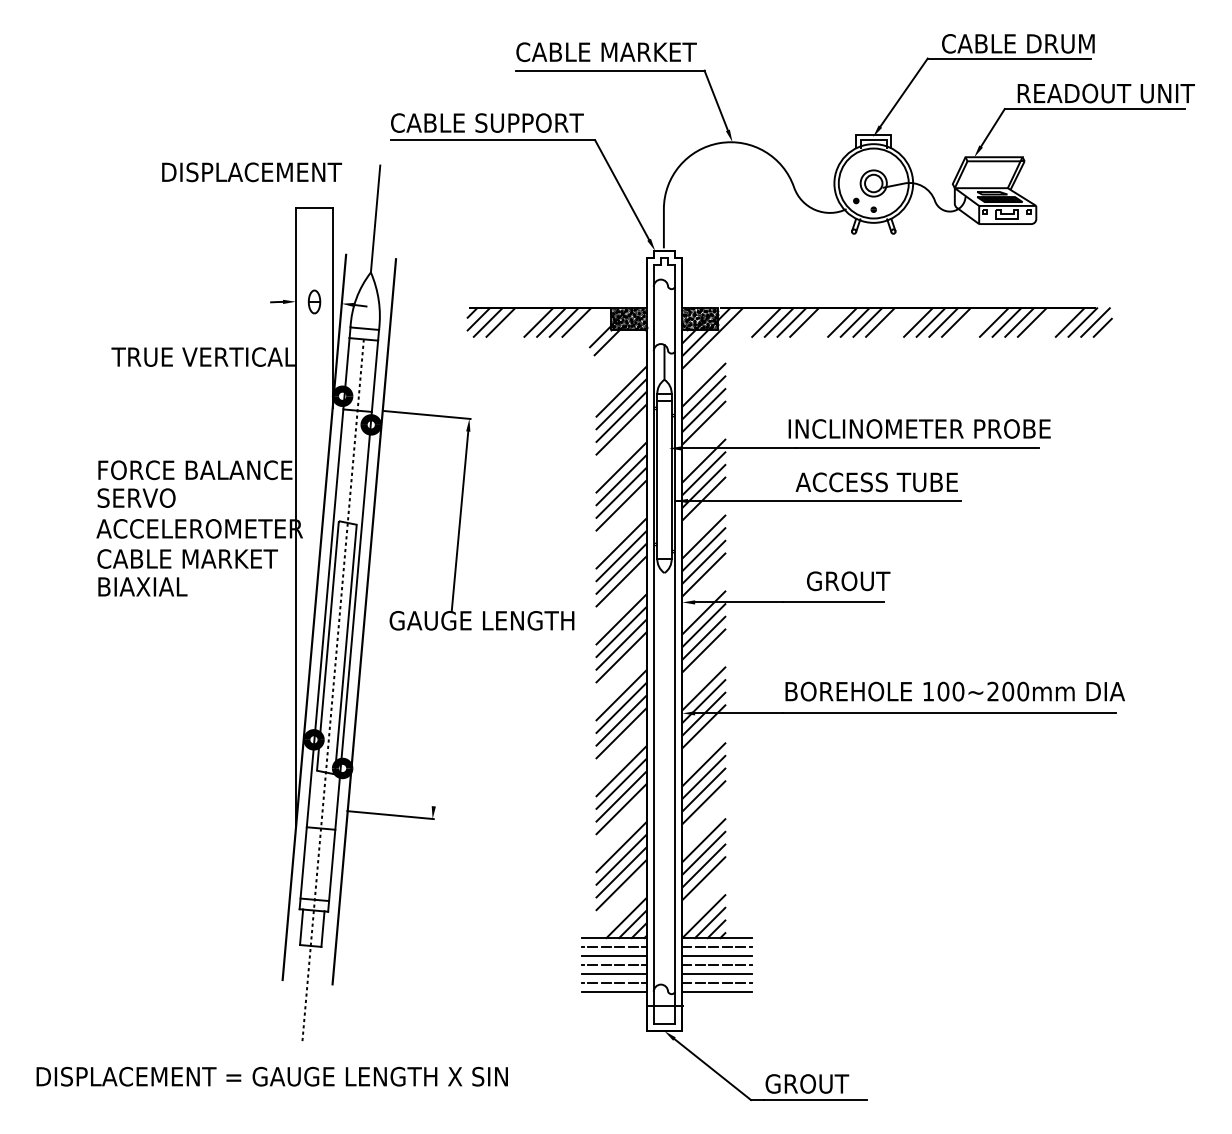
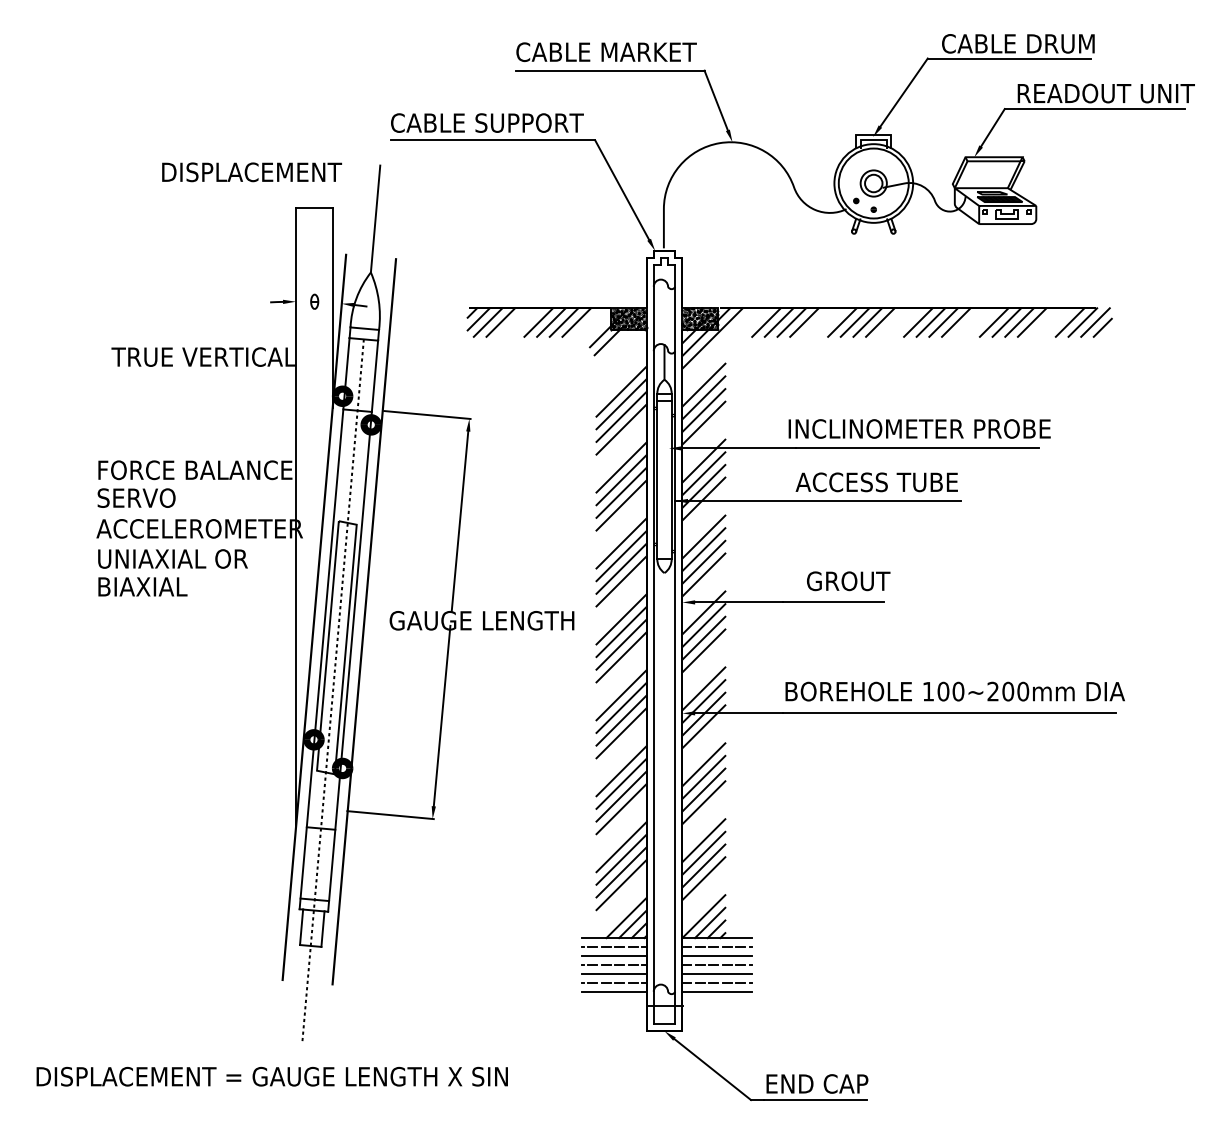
part size: 15x26 px -> 10x17 px (314, 301)
text: CABLE MARKET -> UNIAXIAL OR (187, 558)
line: none -> present (441, 715)
text: GROUT -> END CAP (816, 1083)
